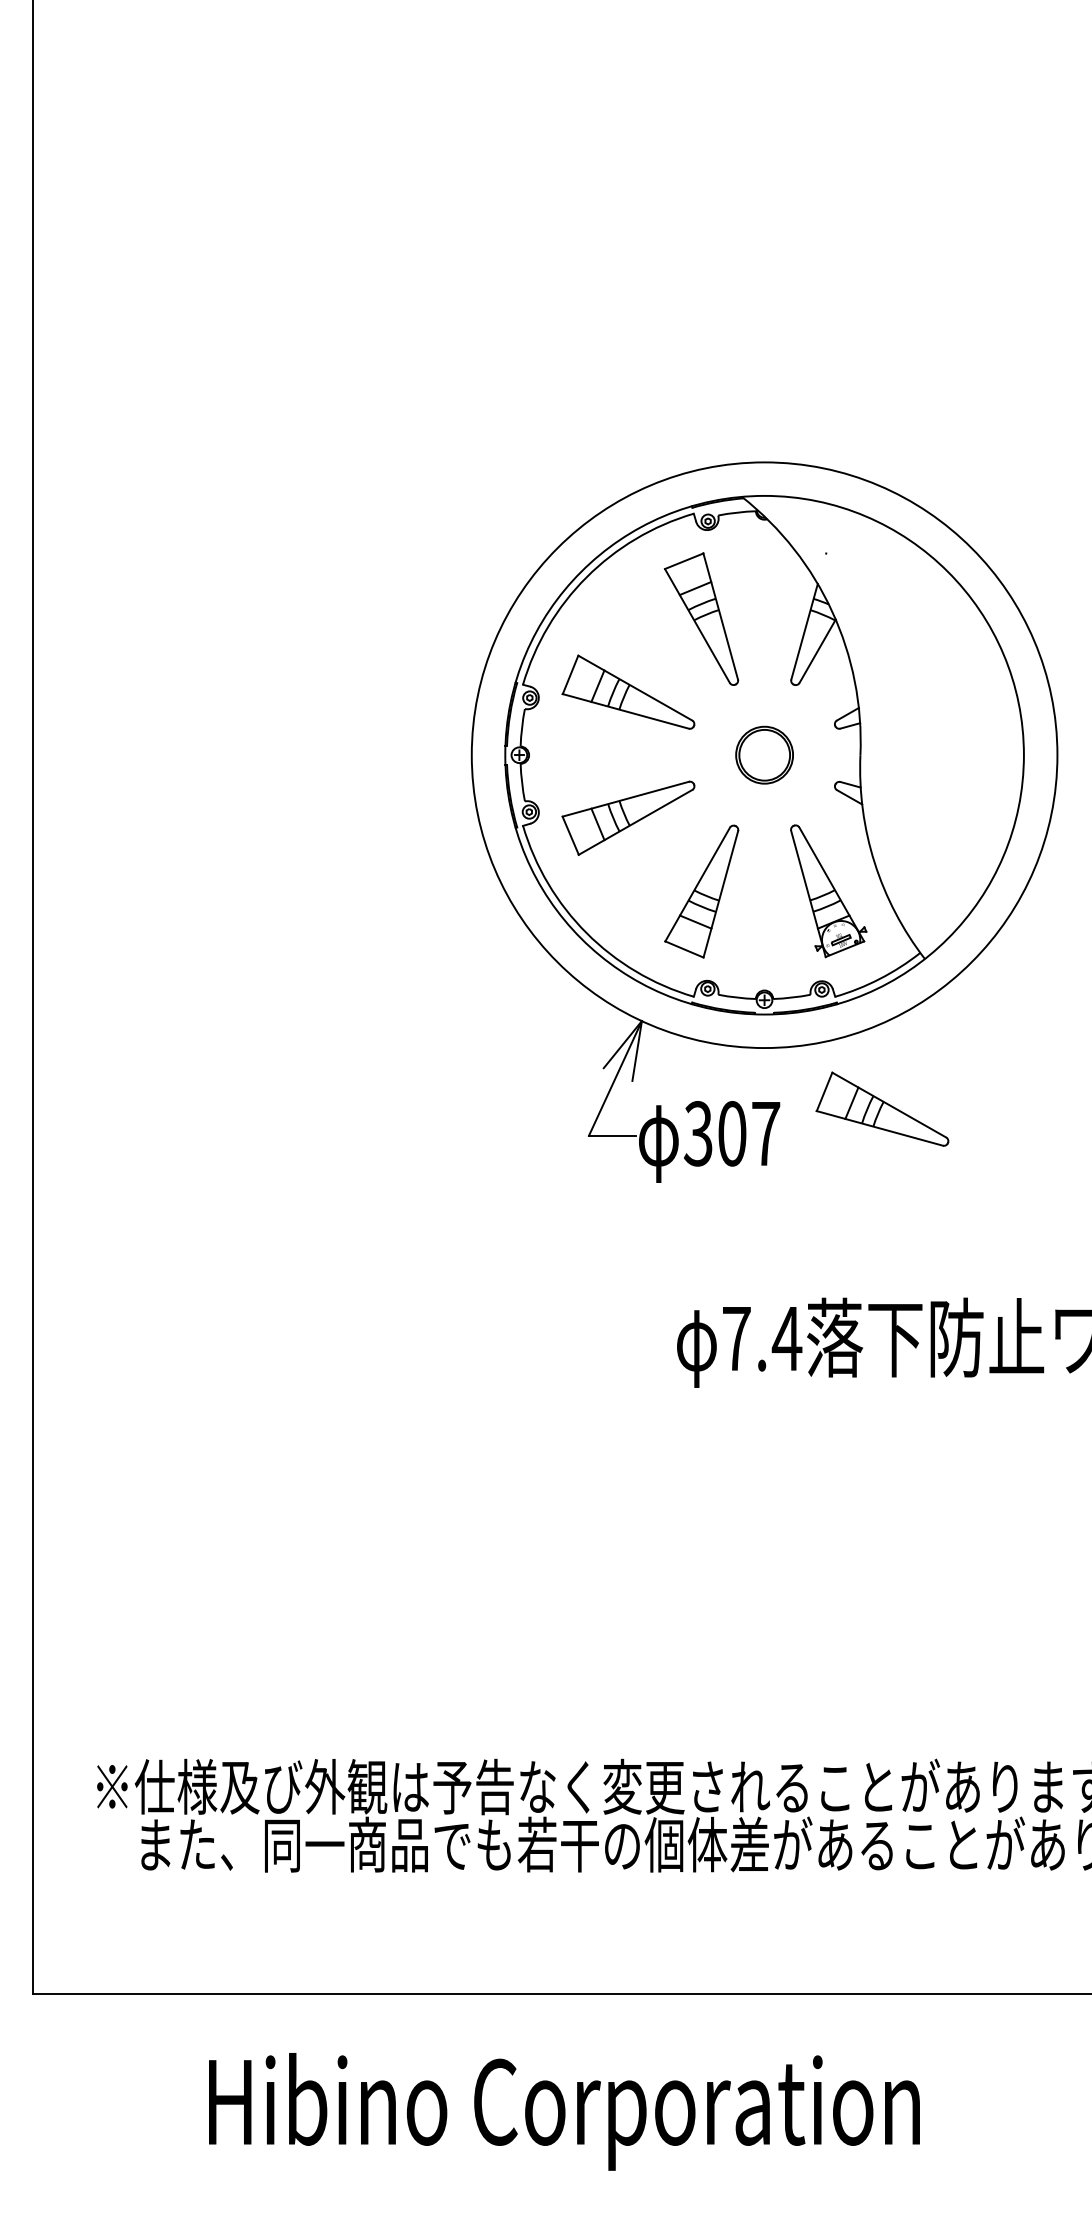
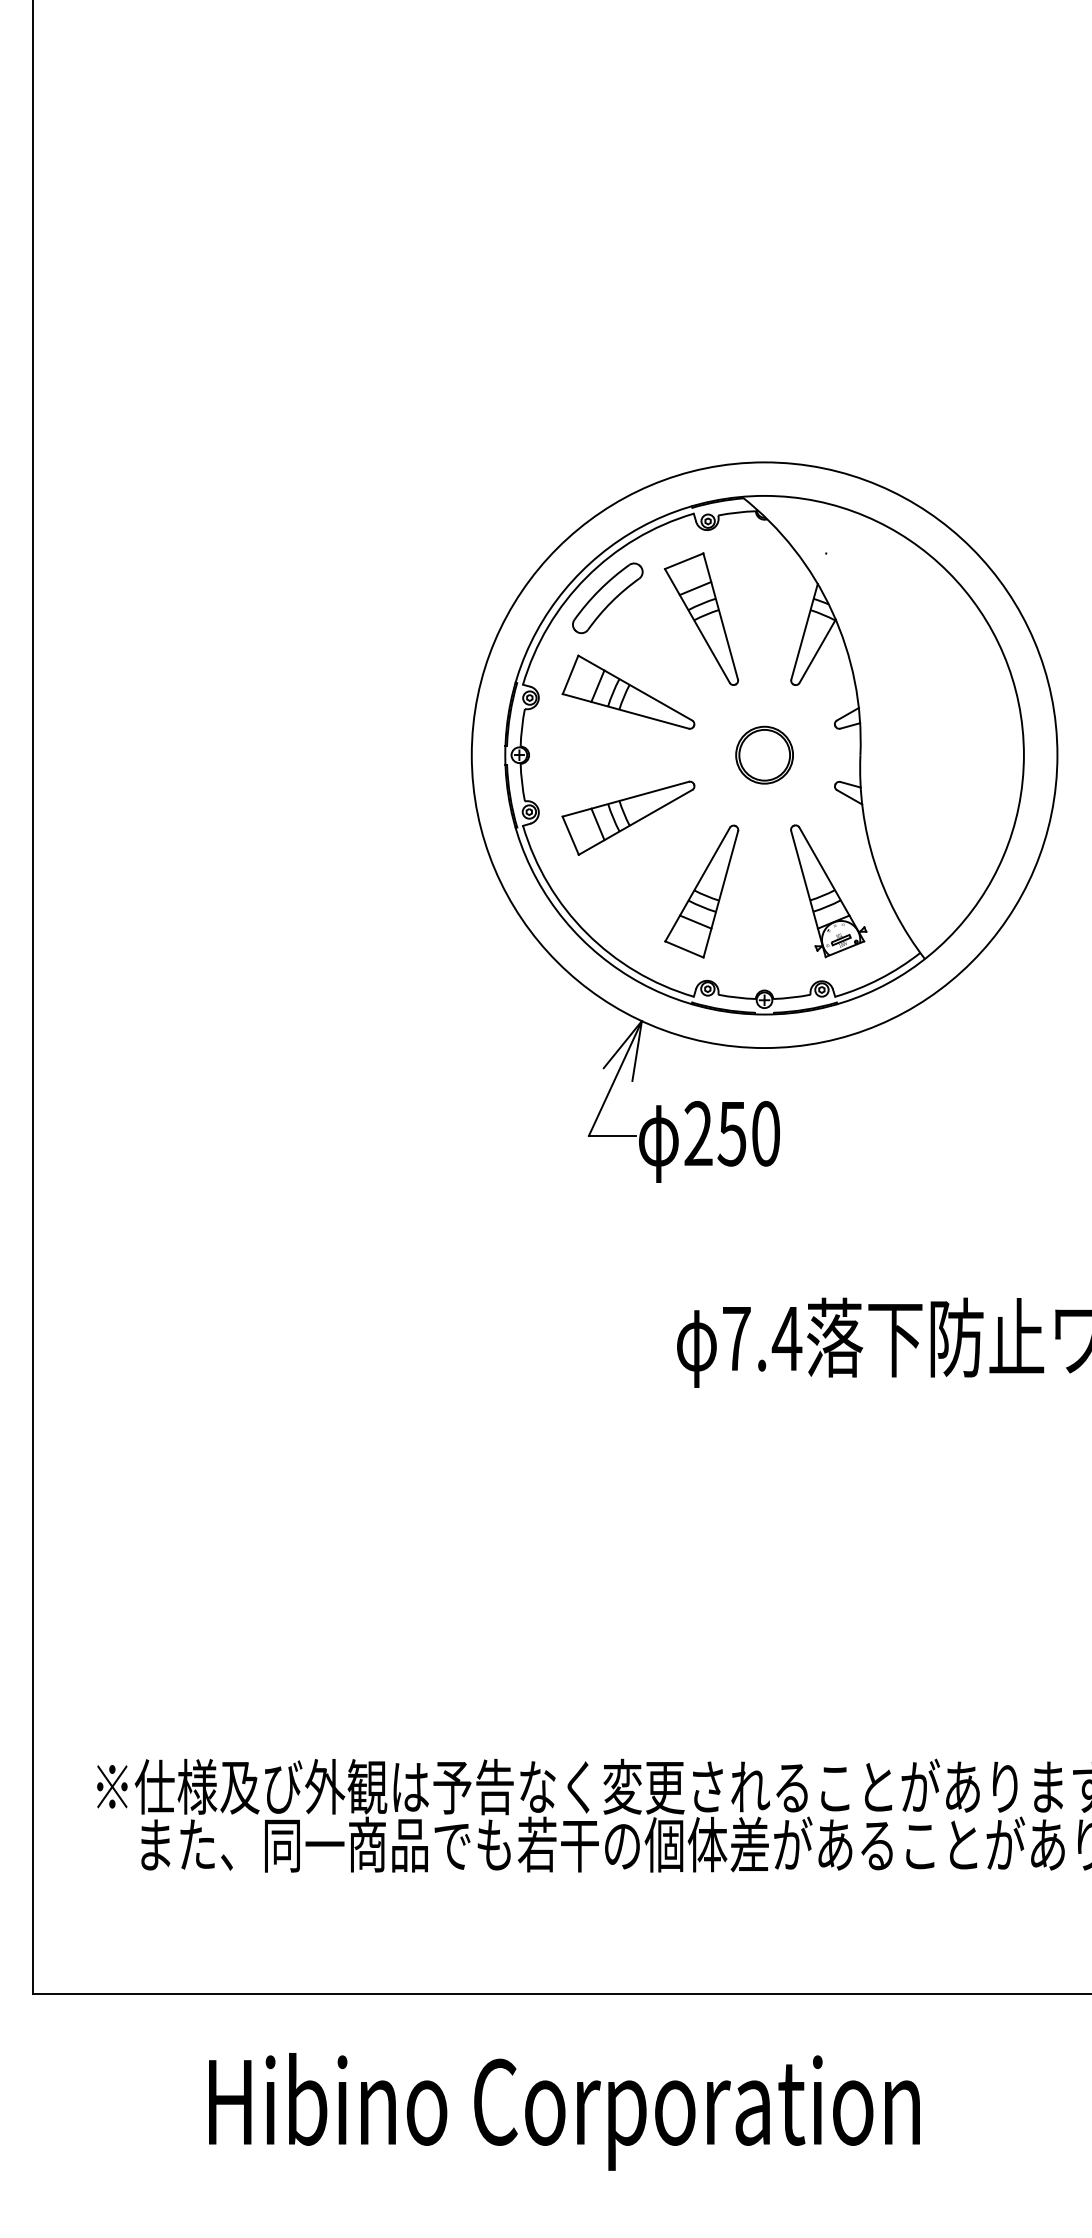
part: none -> present (607, 598)
part: present -> none (882, 1108)
text: 307 -> 250 (732, 1133)
